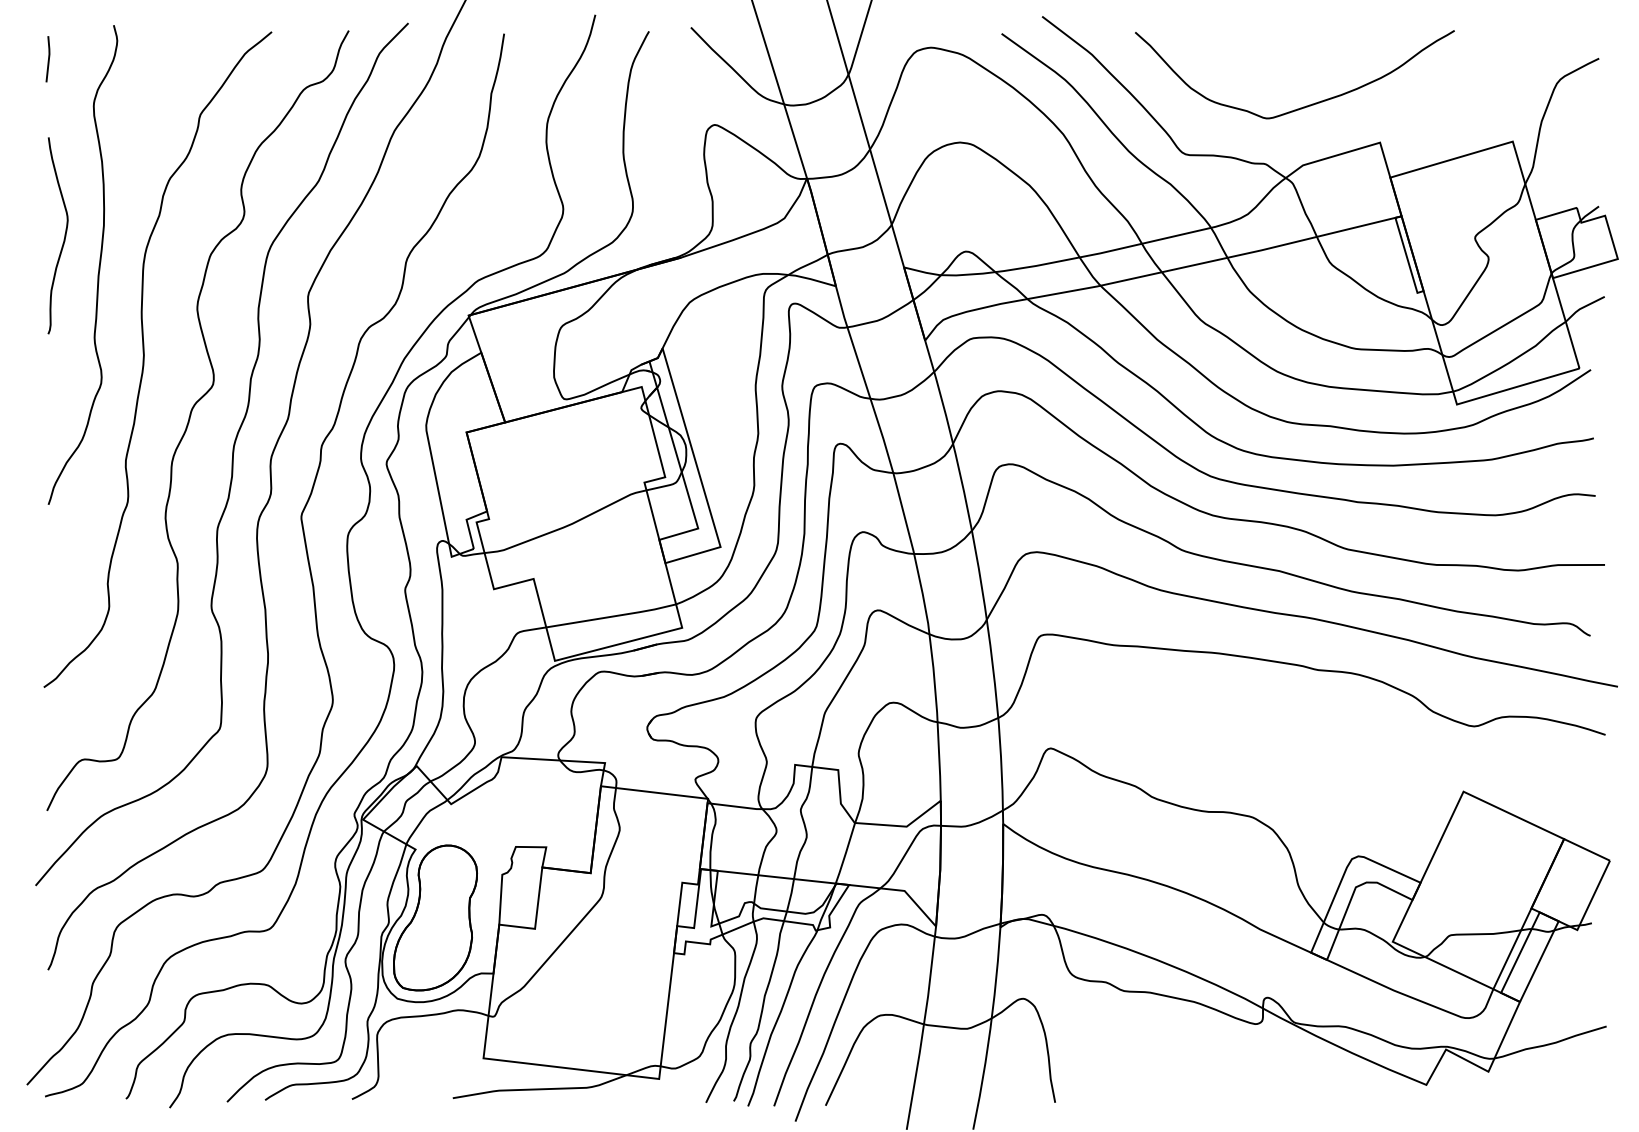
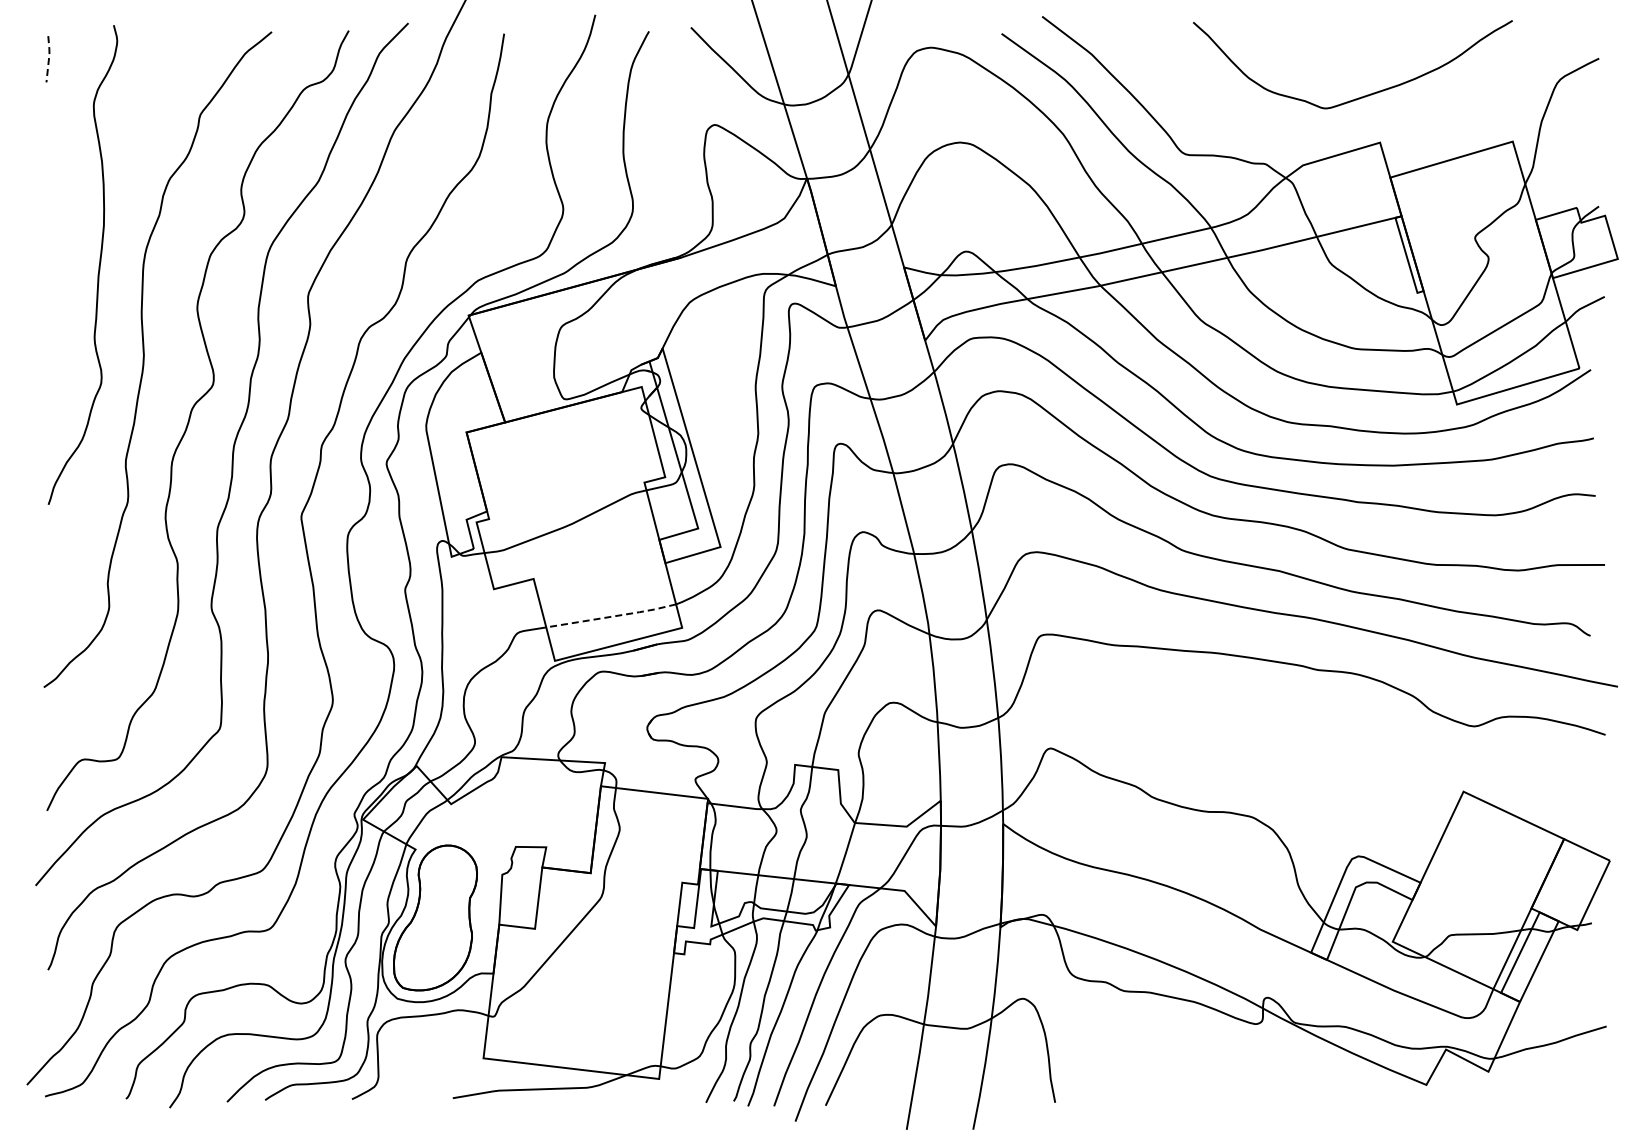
line: solid -> dashed (49, 58)
curve position: (1306, 105) -> (1364, 95) (1364, 95)
curve: present -> none (64, 235)
line: solid -> dashed (612, 616)
